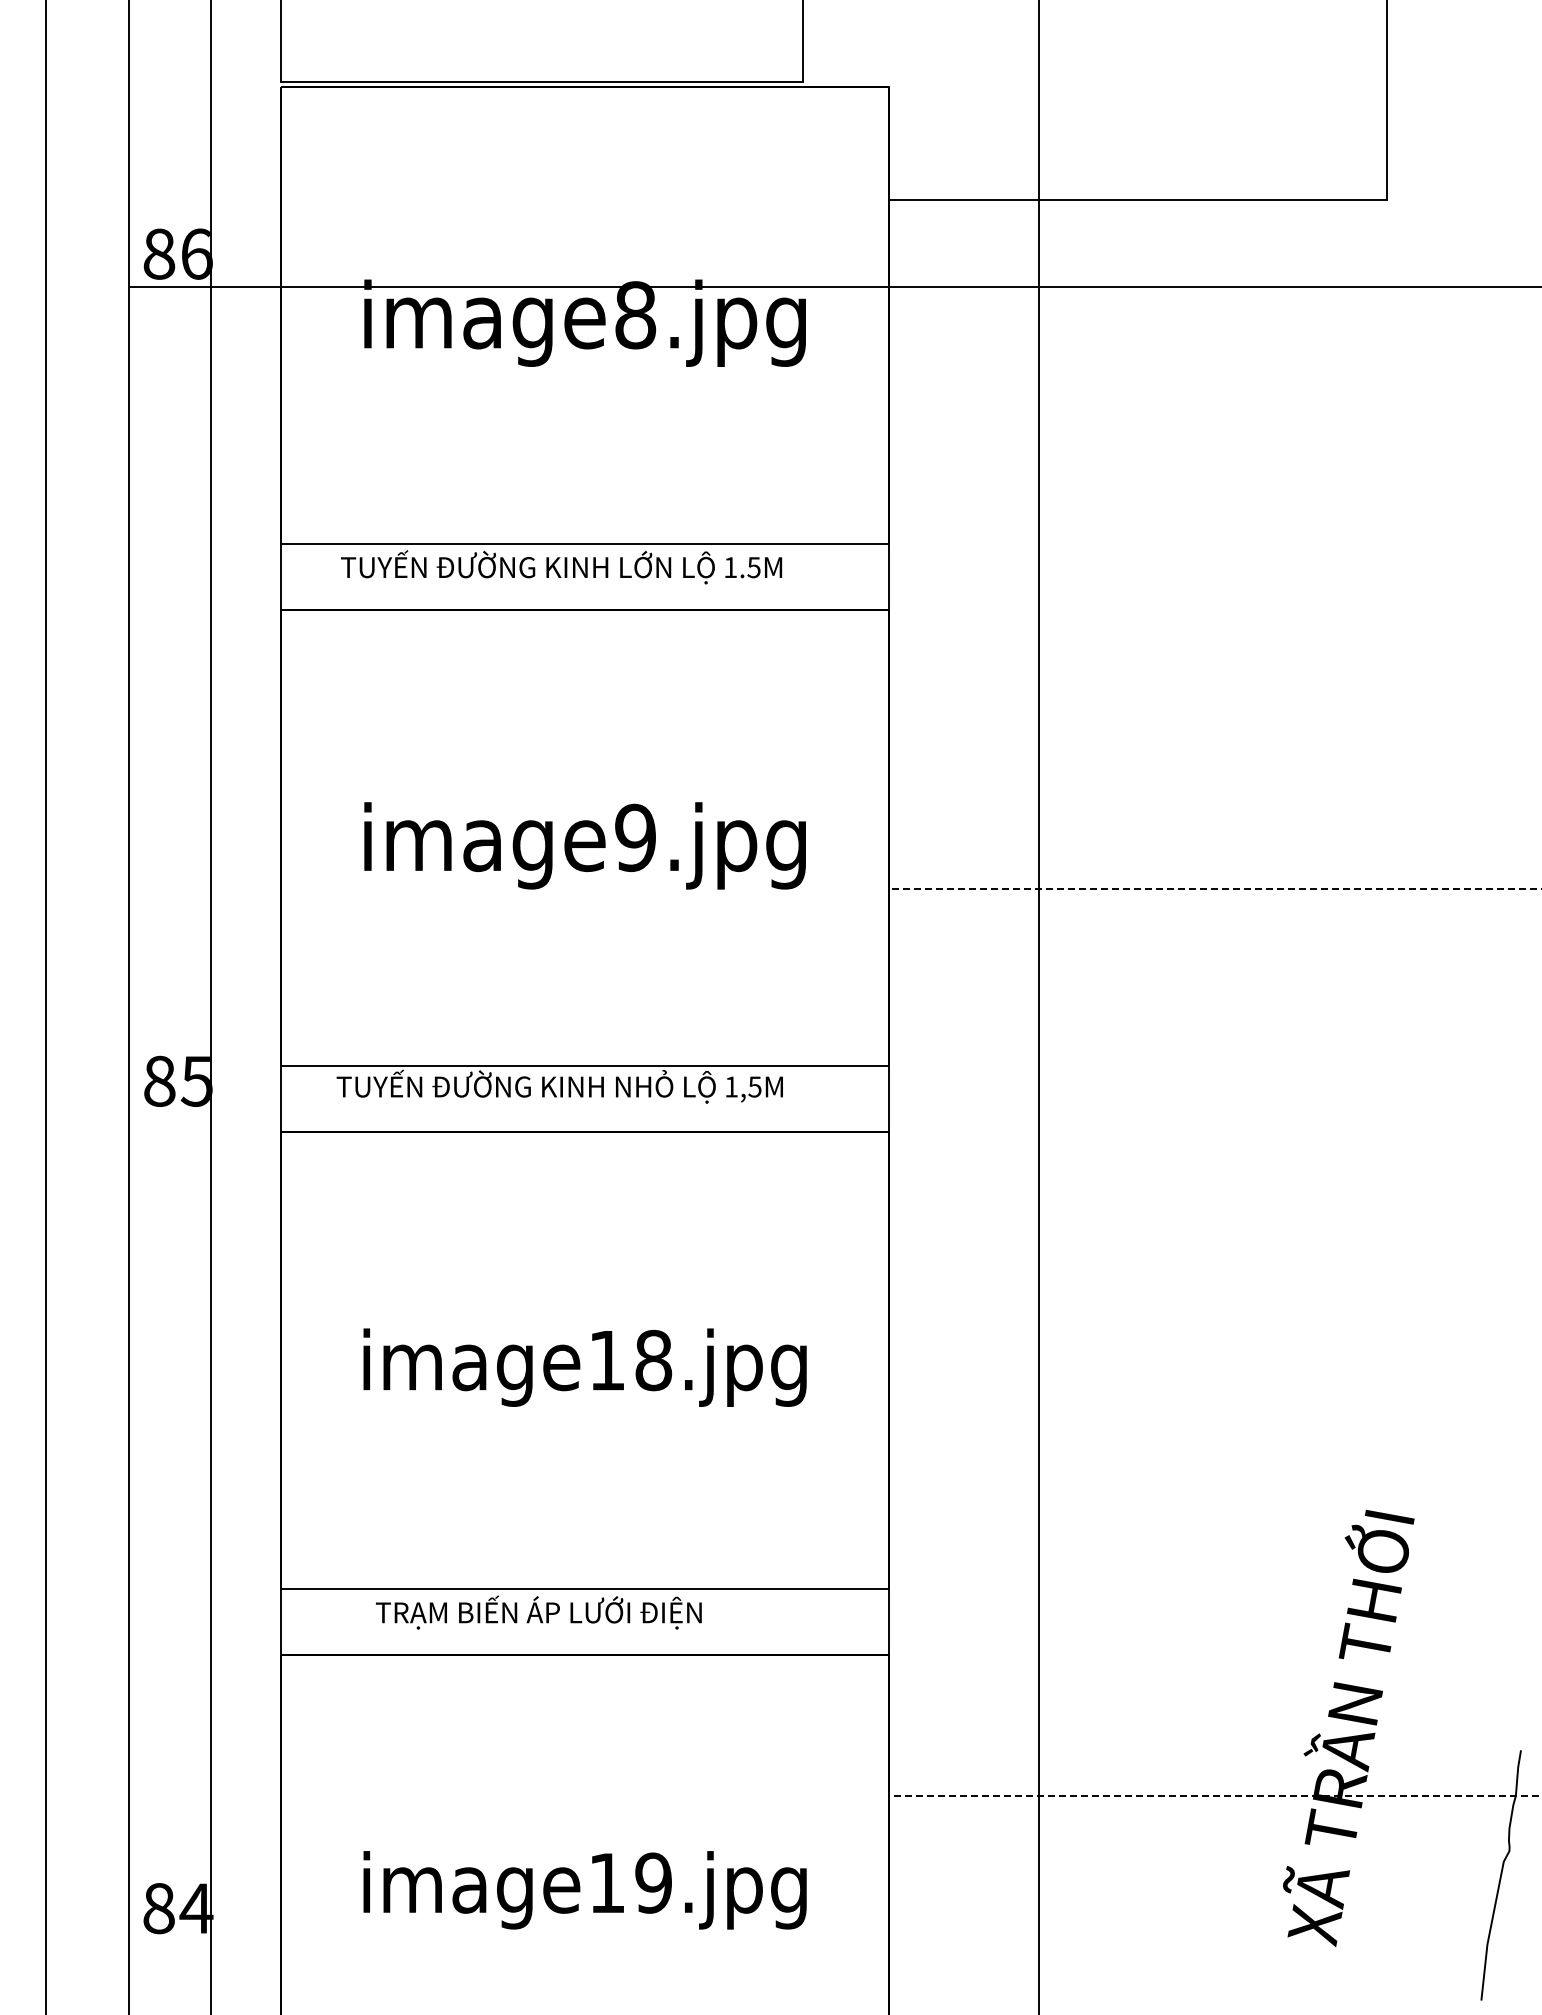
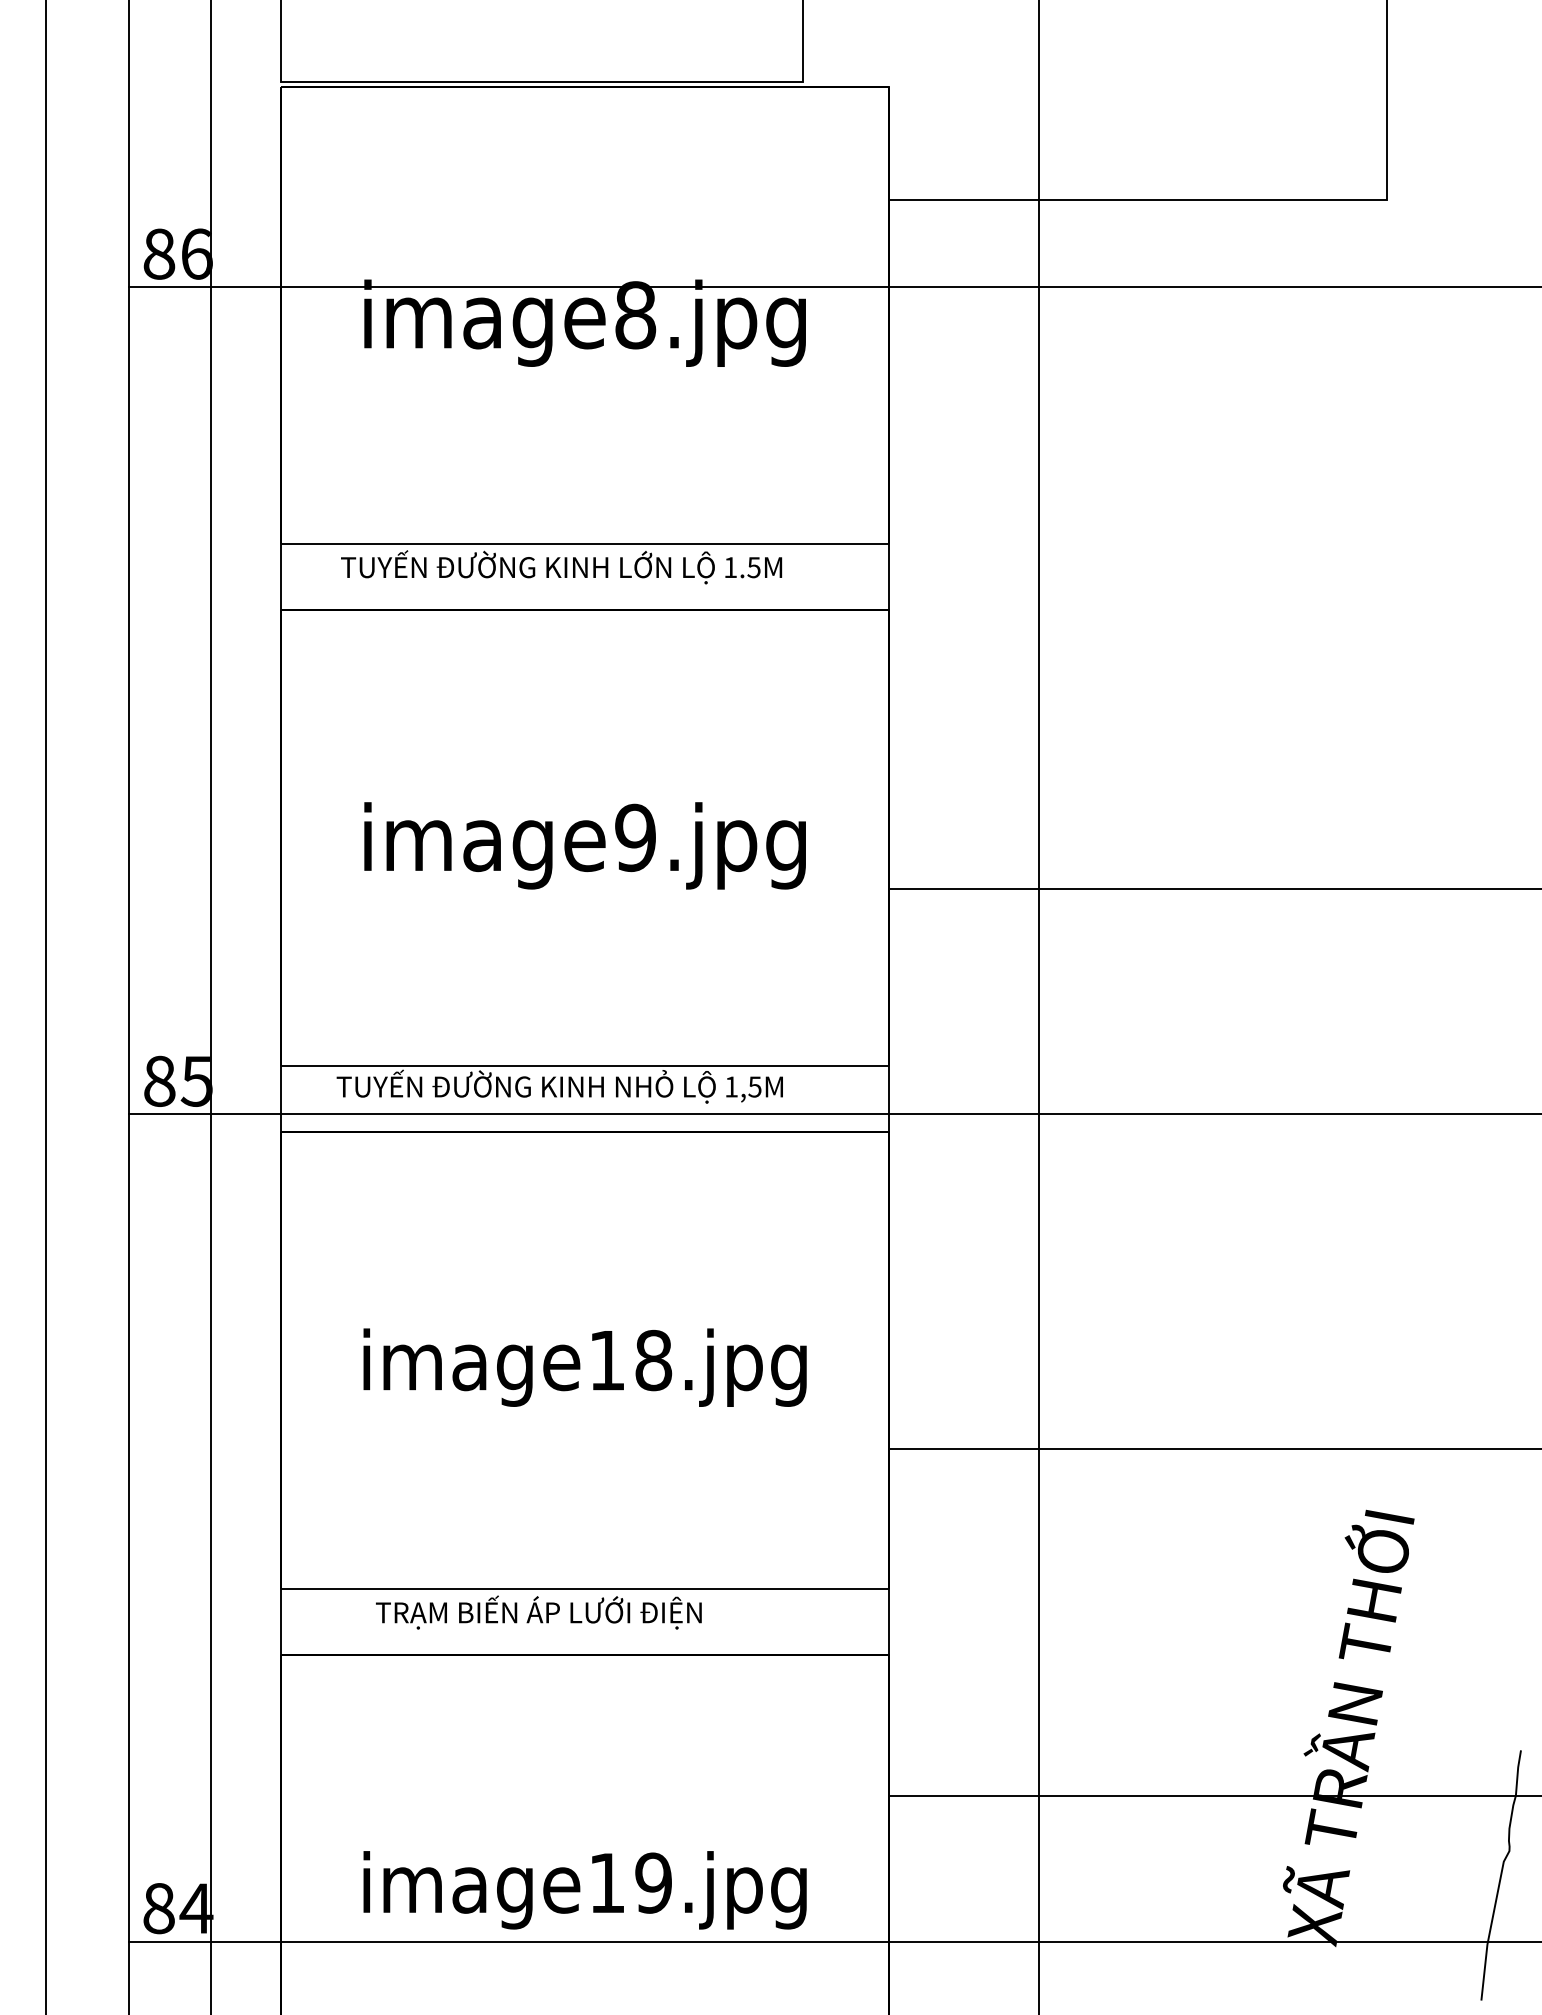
line: dashed -> solid (1215, 888)
line: none -> present (833, 1114)
line: none -> present (1213, 1449)
line: dashed -> solid (1215, 1796)
line: none -> present (833, 1941)
